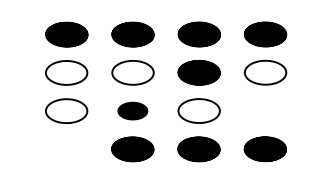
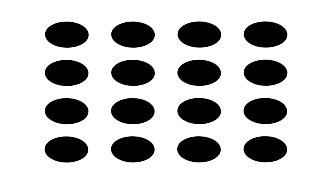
hatch: none -> present (66, 72)
hatch: none -> present (132, 72)
hatch: none -> present (265, 72)
part size: 32x20 px -> 44x26 px (132, 110)
part: none -> present (264, 110)
hatch: none -> present (66, 111)
hatch: none -> present (198, 111)
part: none -> present (65, 149)
